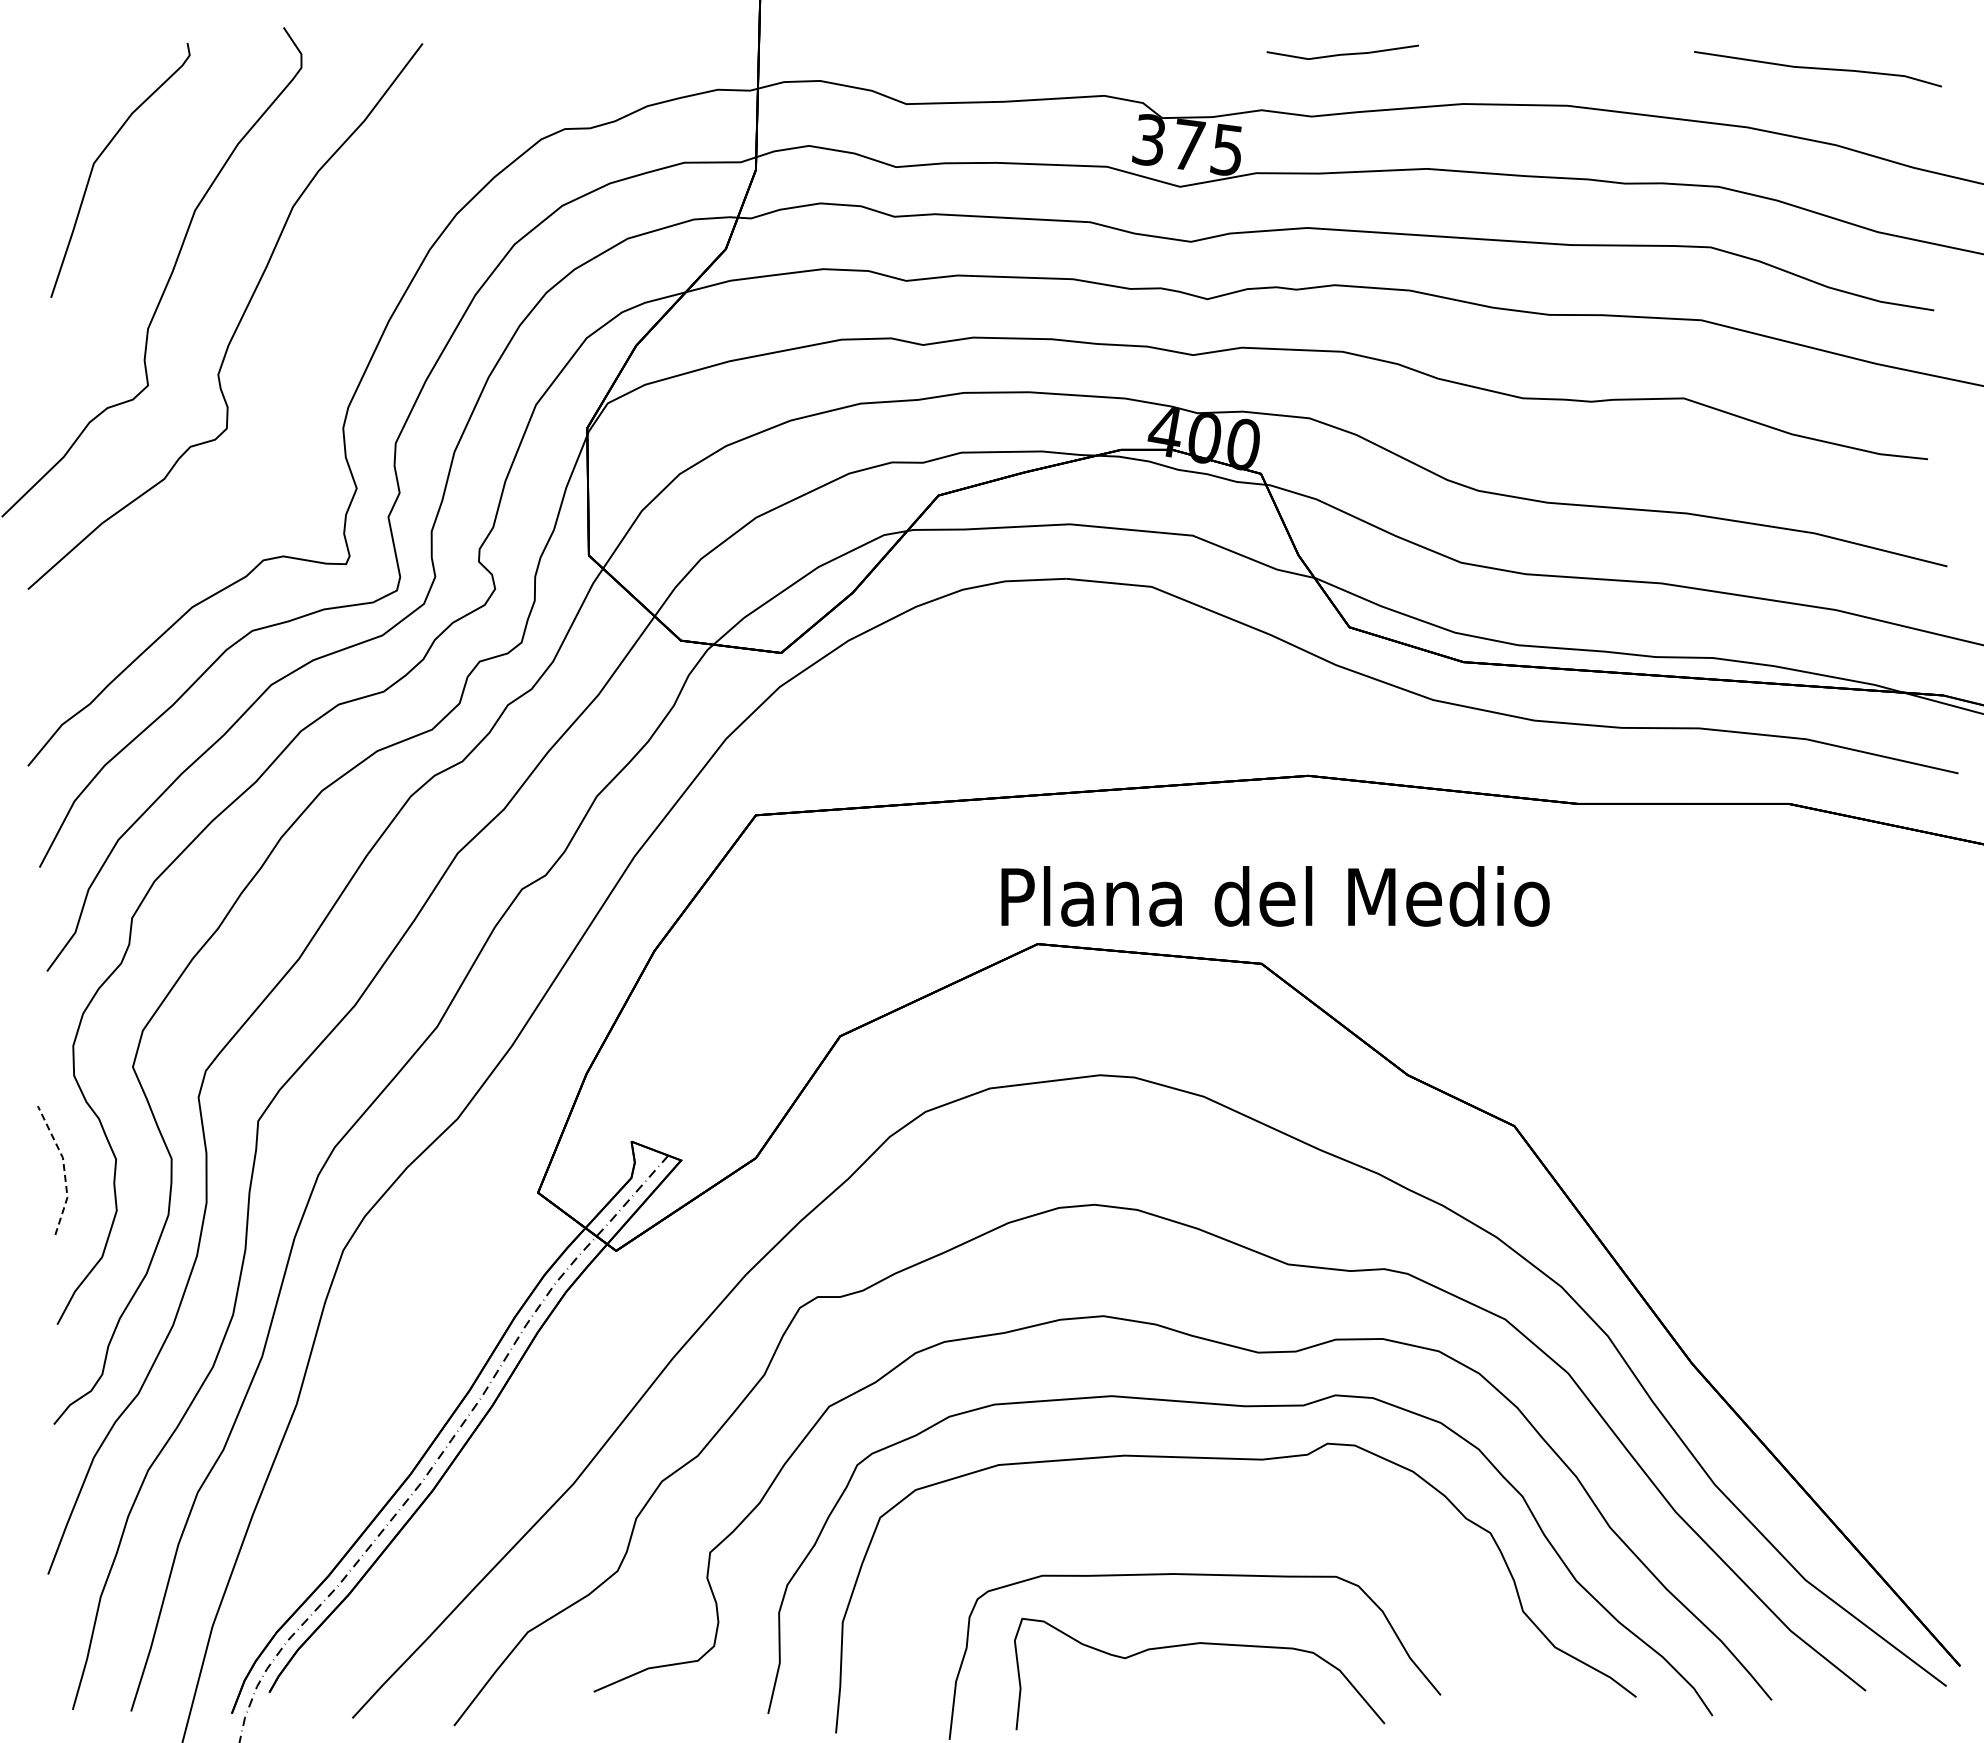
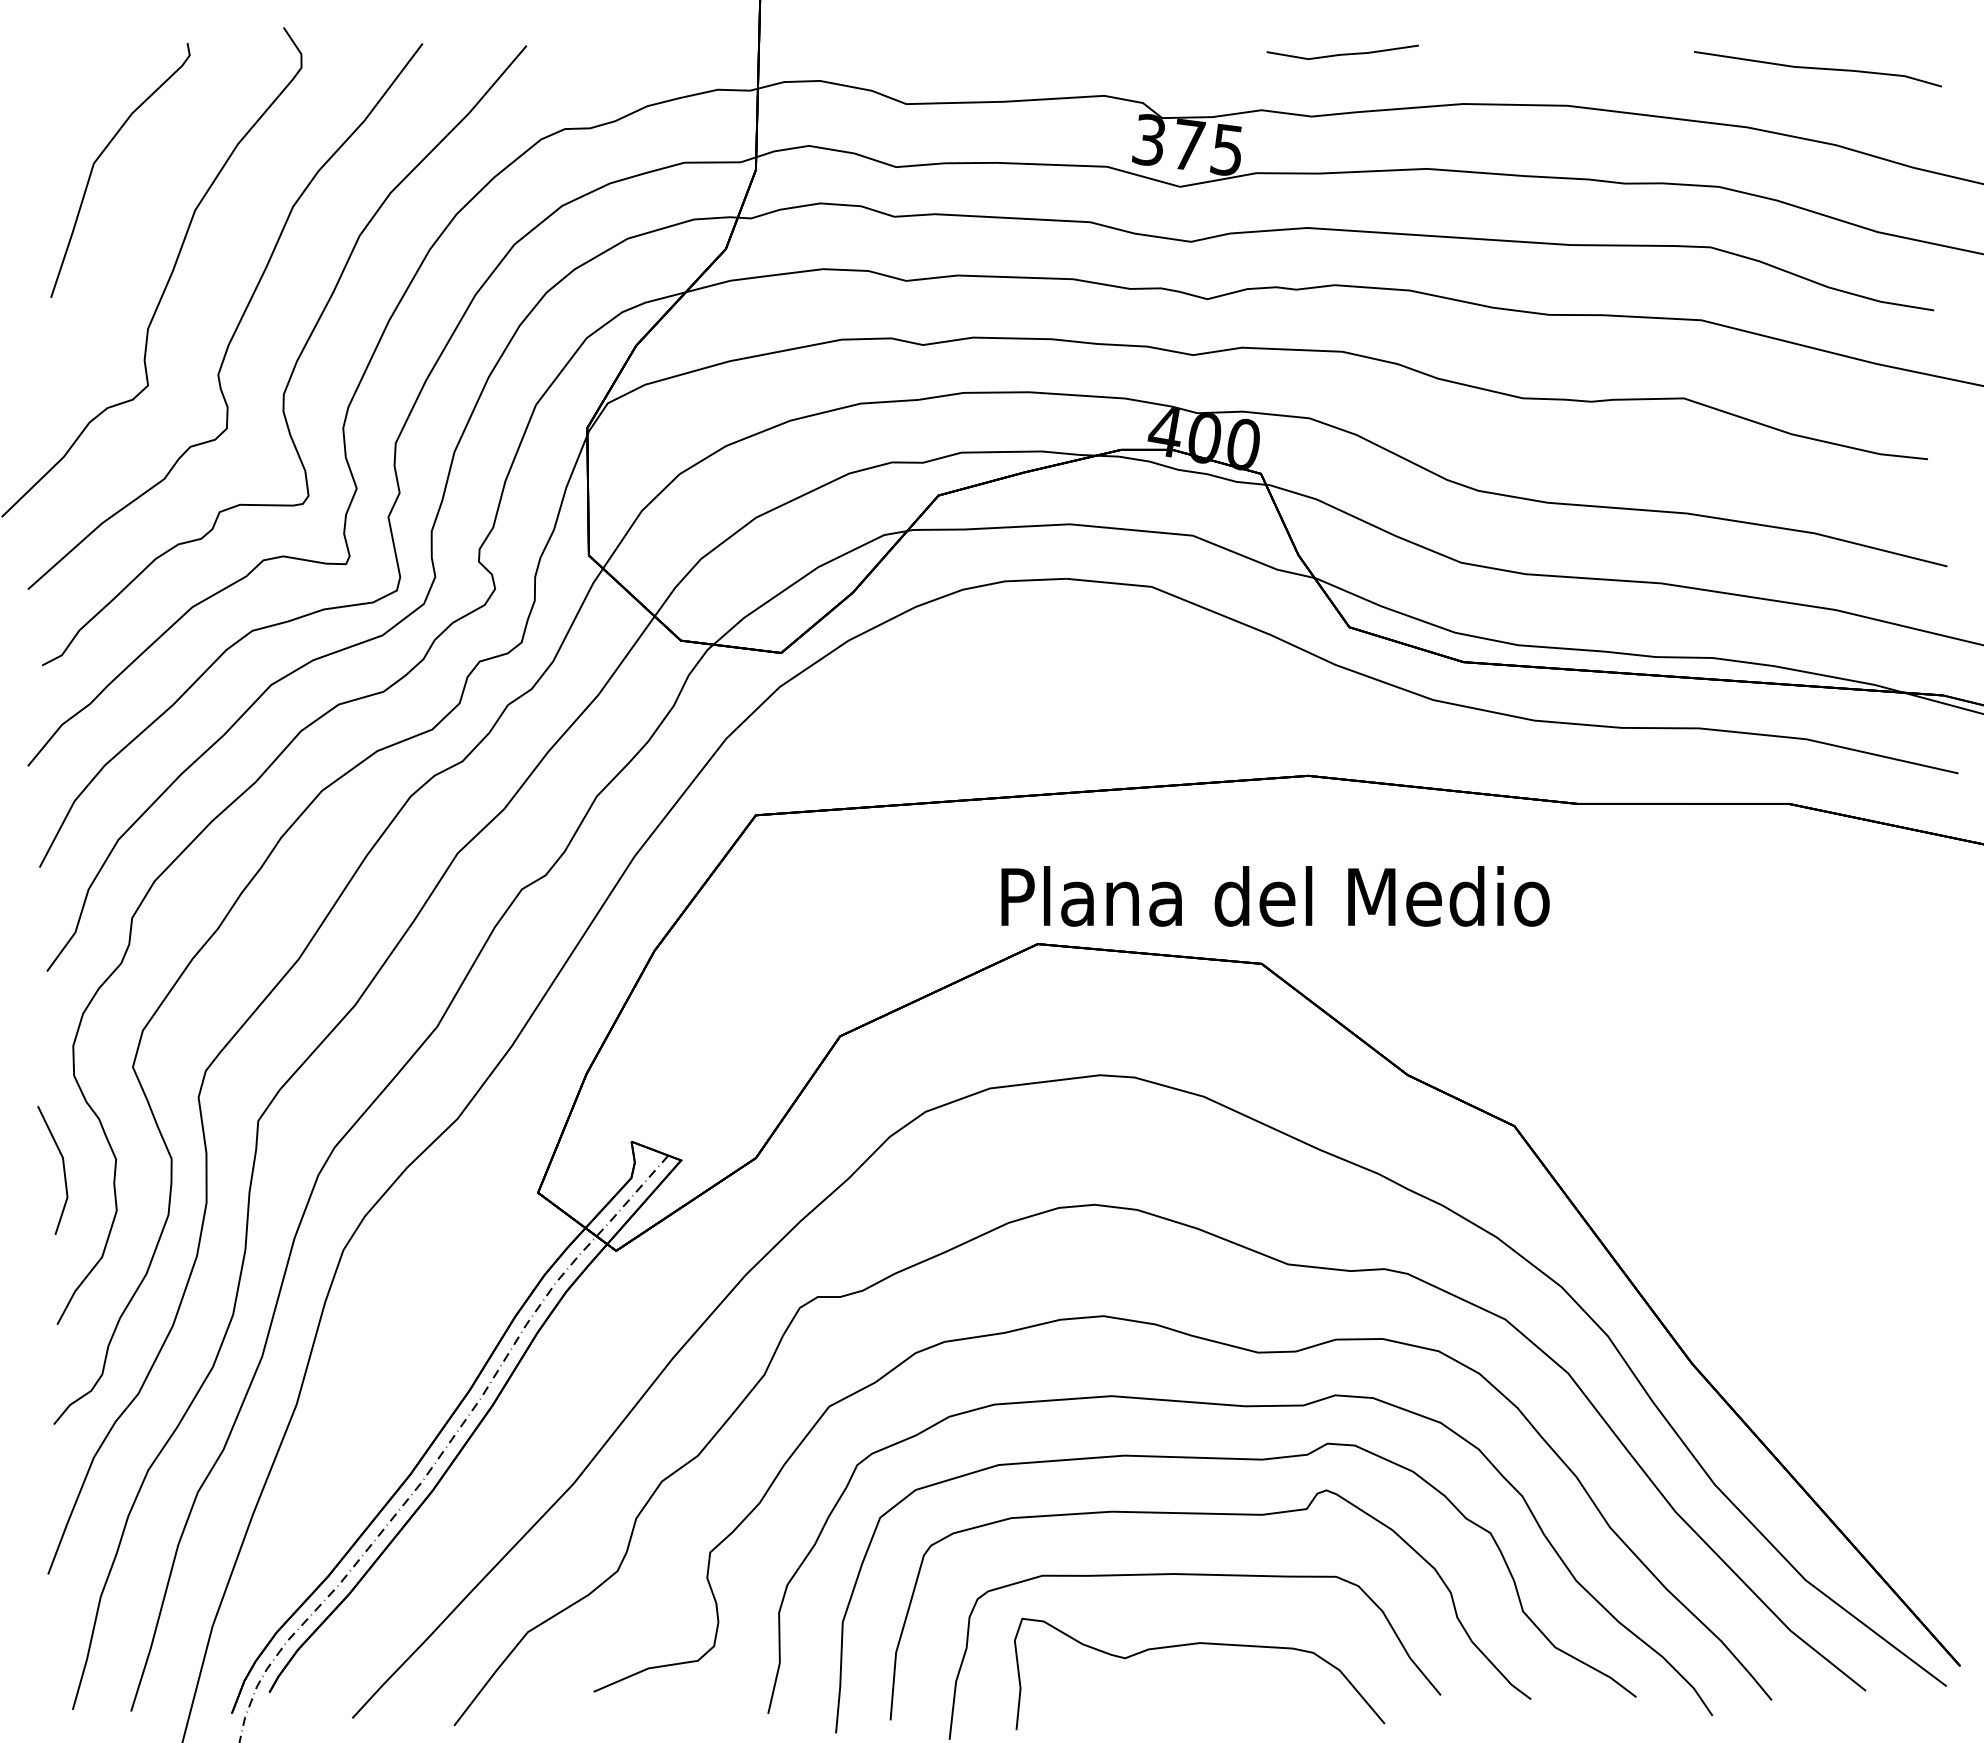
curve: none -> present (296, 359)
line: dashed -> solid (64, 1168)
curve: none -> present (1210, 1514)
